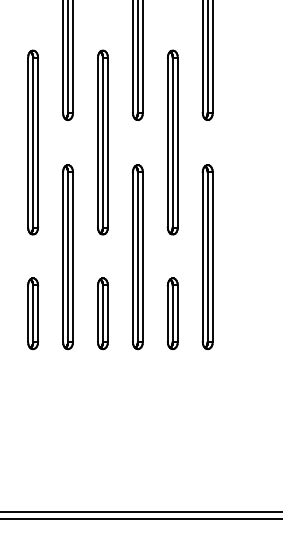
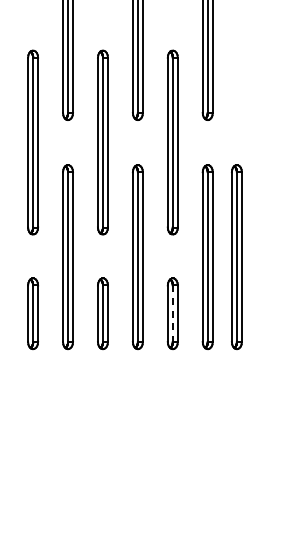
part: none -> present (236, 257)
line: solid -> dashed (172, 314)
line: present -> none (140, 511)
line: present -> none (140, 518)
